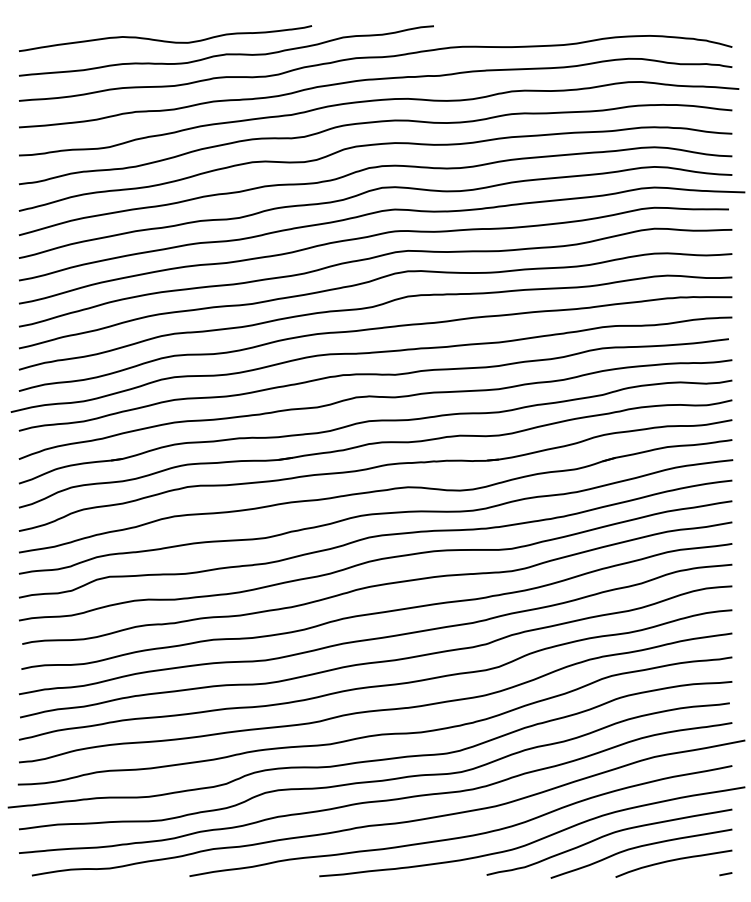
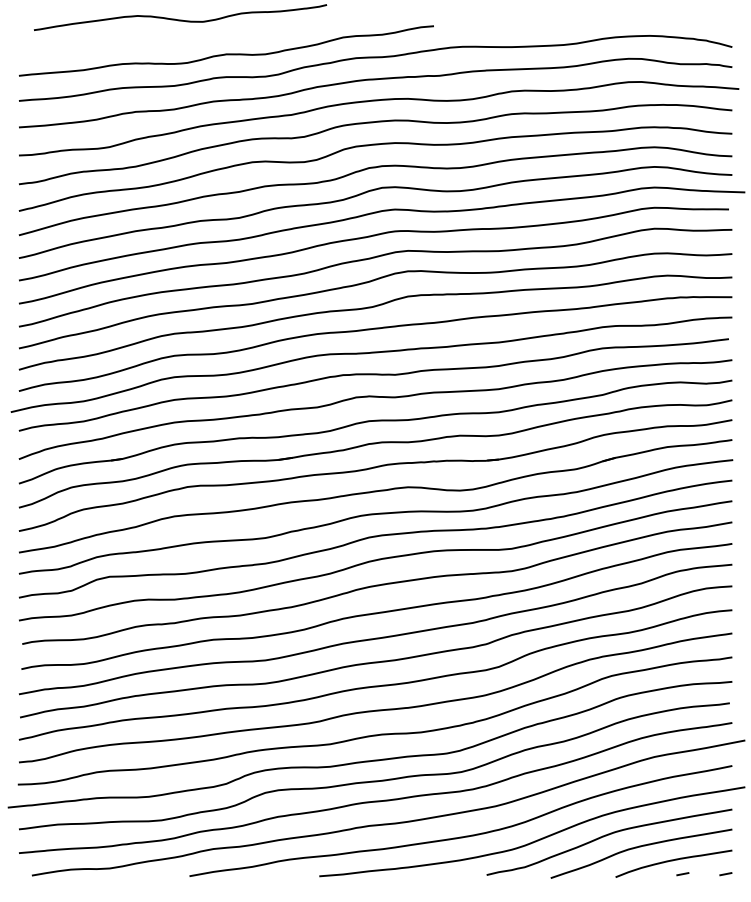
curve position: (165, 40) -> (180, 19) (180, 19)
line: none -> present (682, 874)
